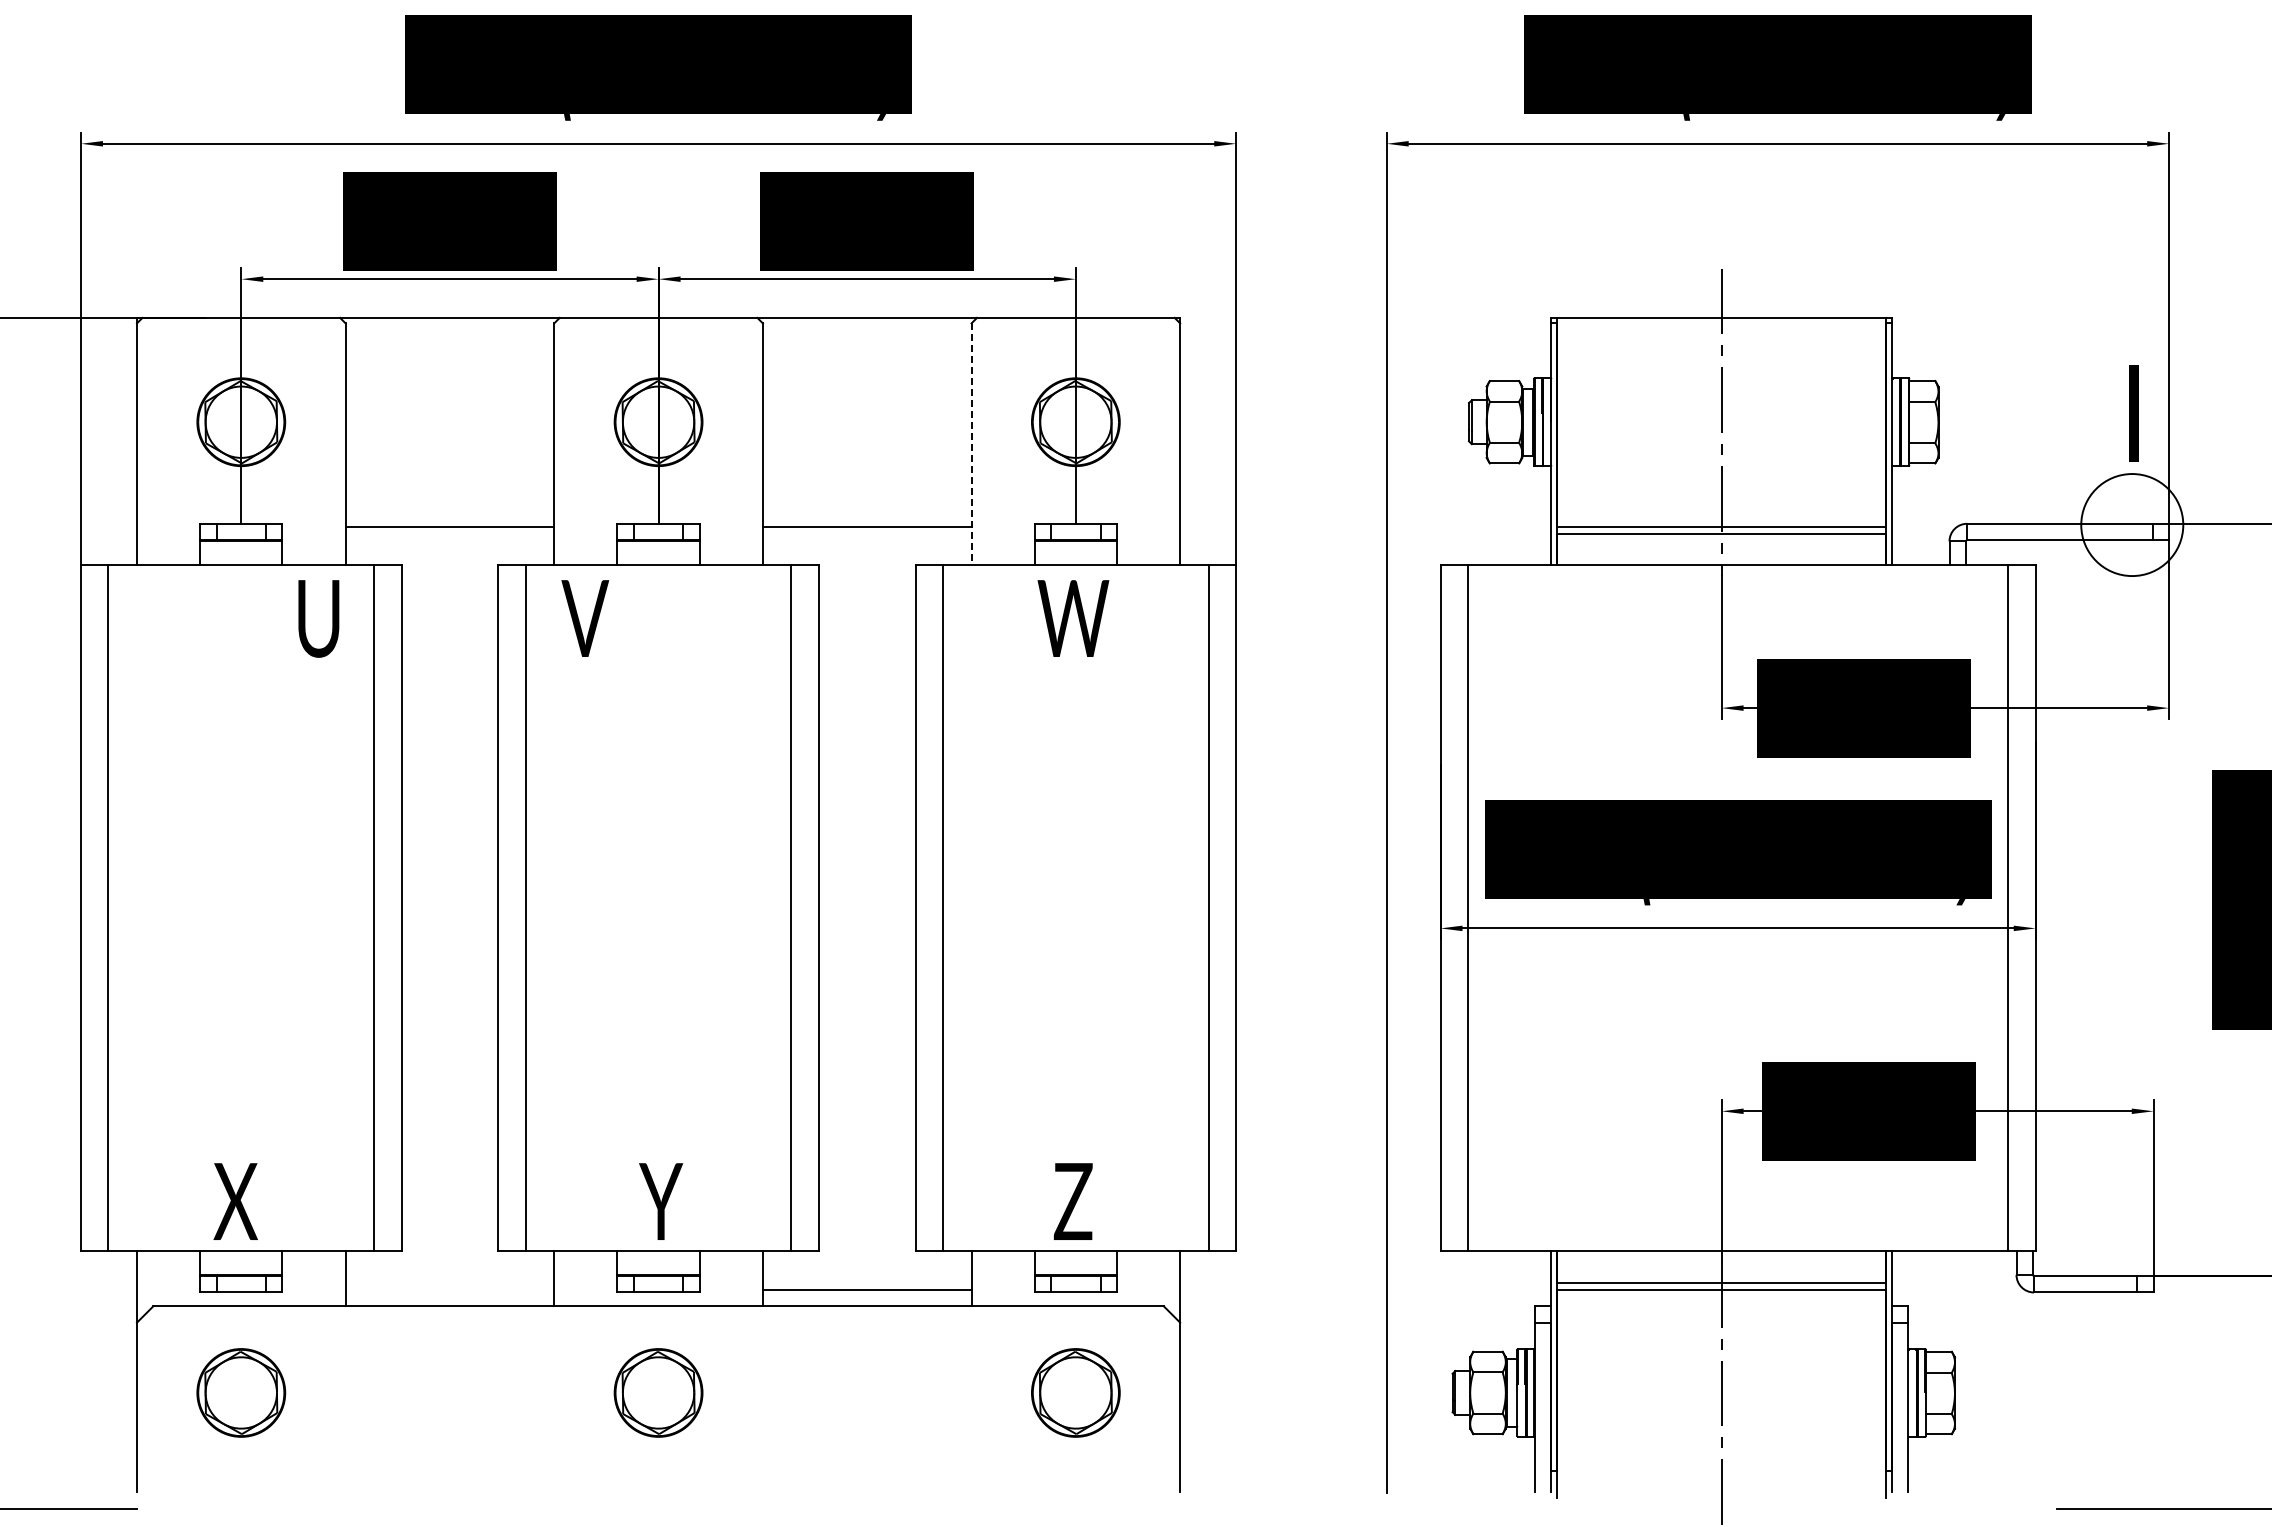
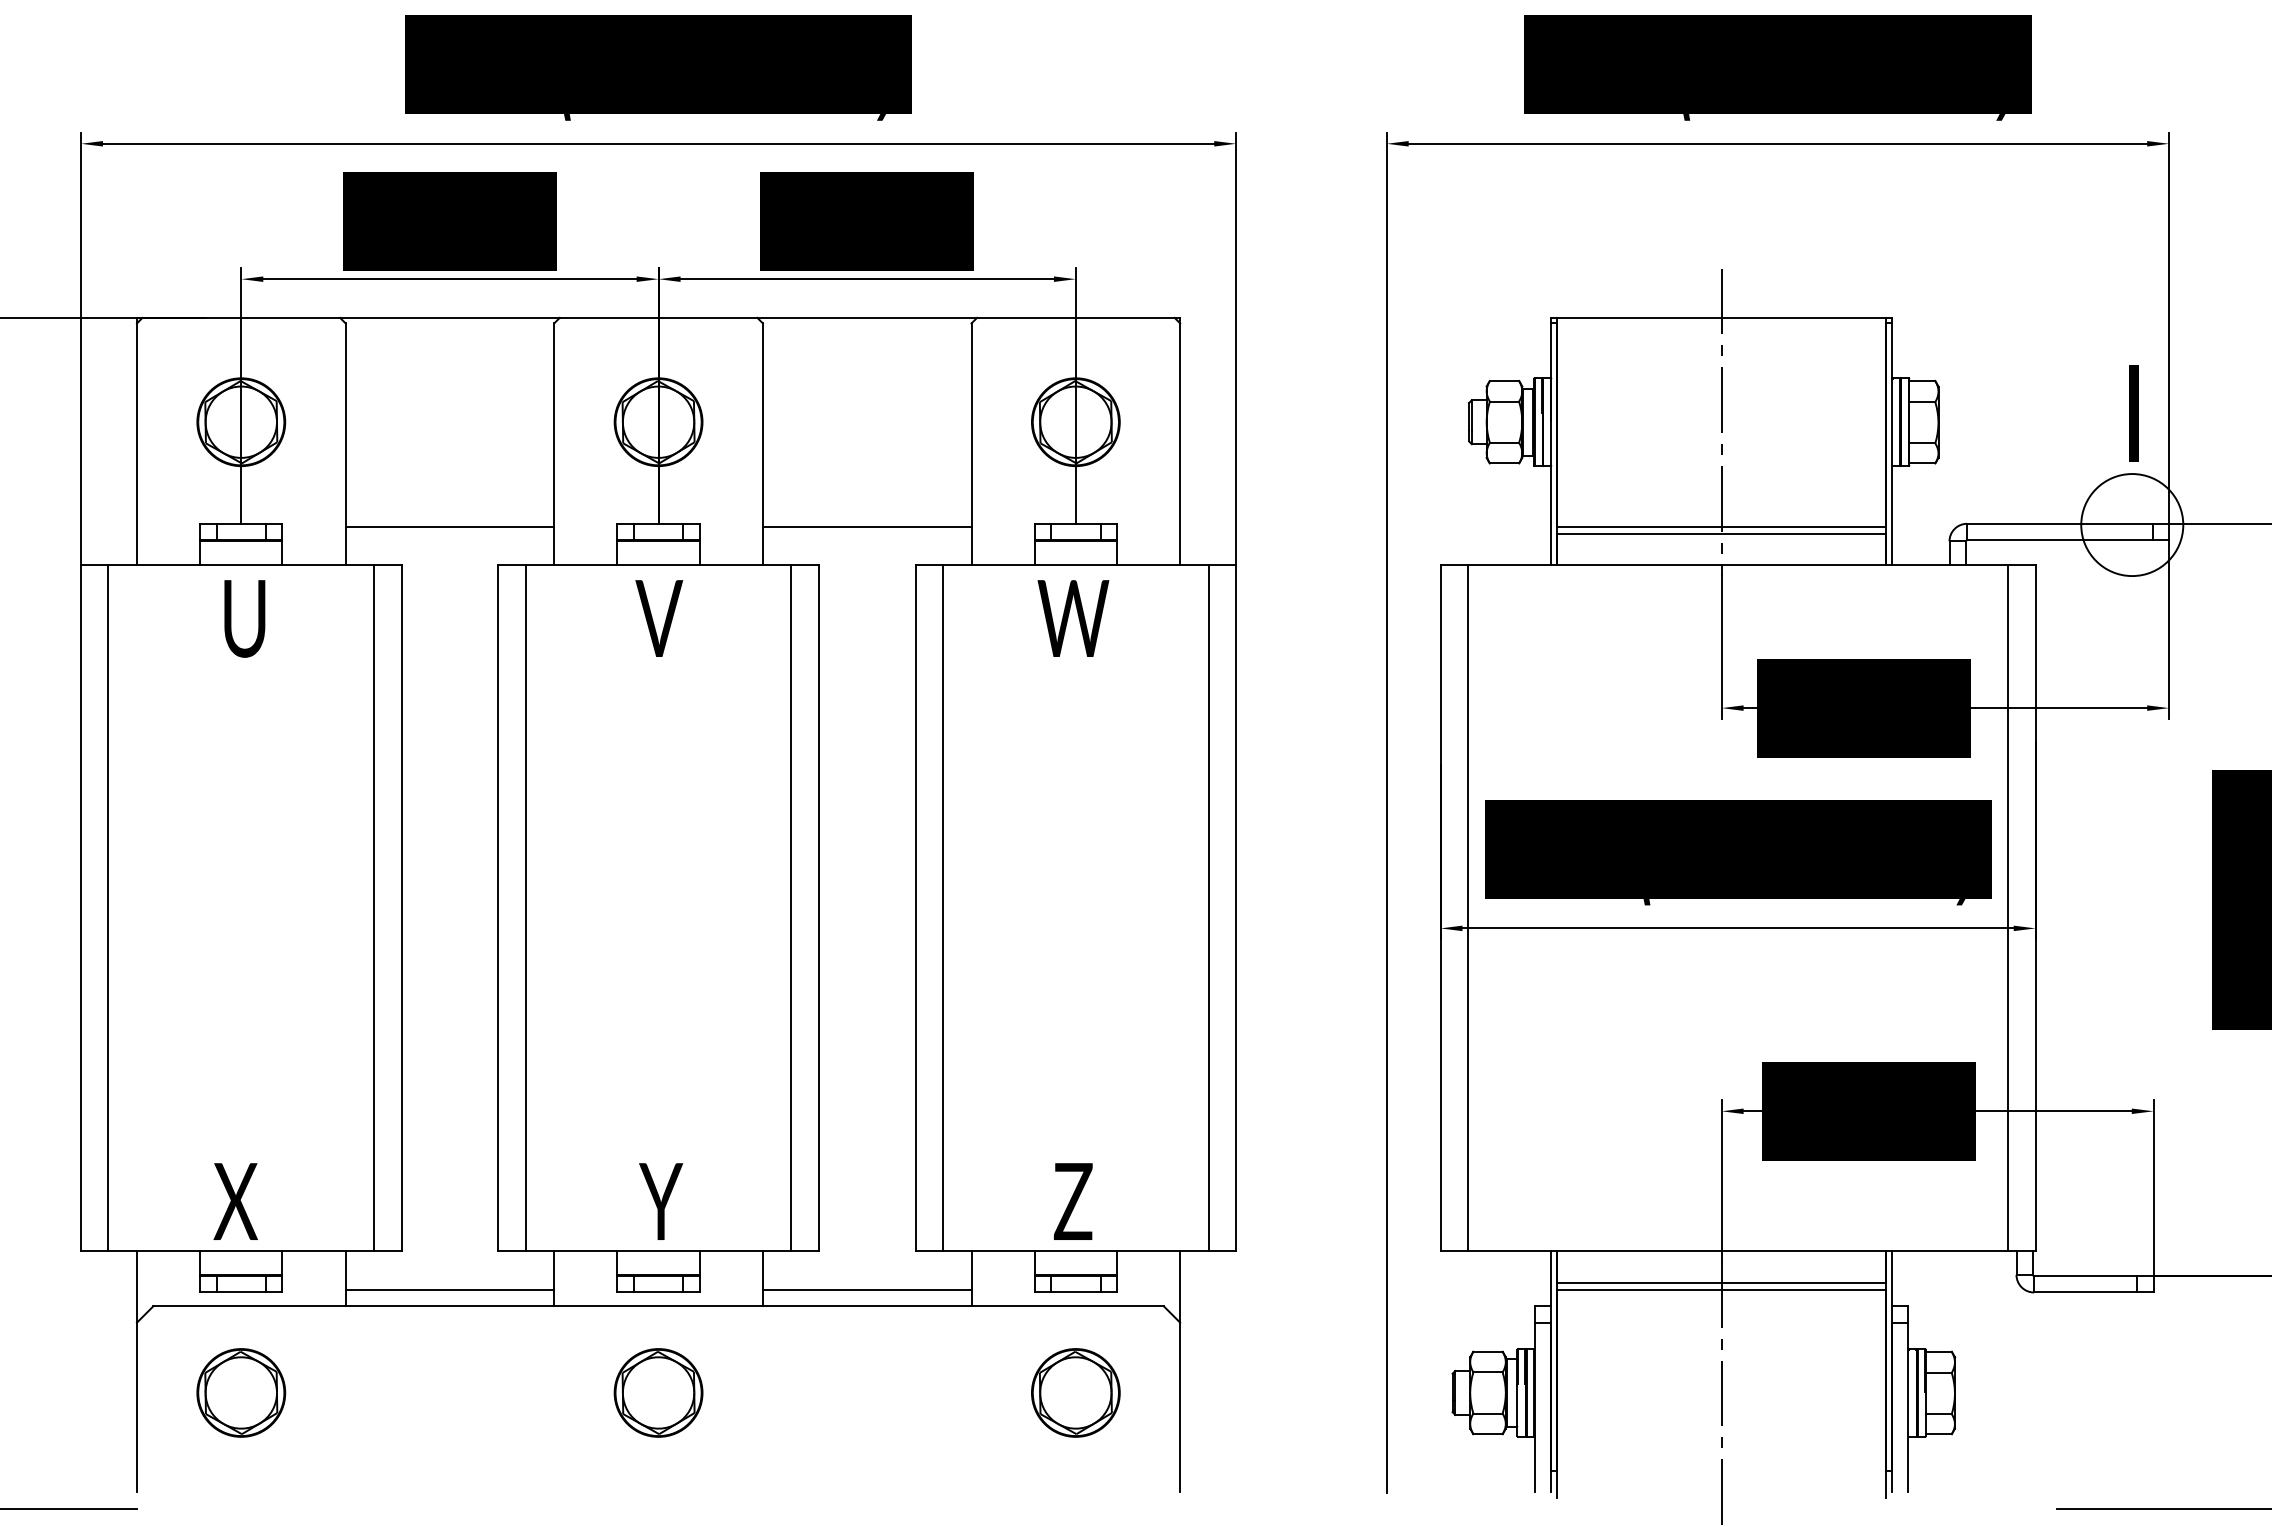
line: dashed -> solid (971, 444)
text position: (318, 618) -> (244, 618) (244, 618)
text position: (585, 618) -> (659, 618) (659, 618)
line: none -> present (449, 1289)
